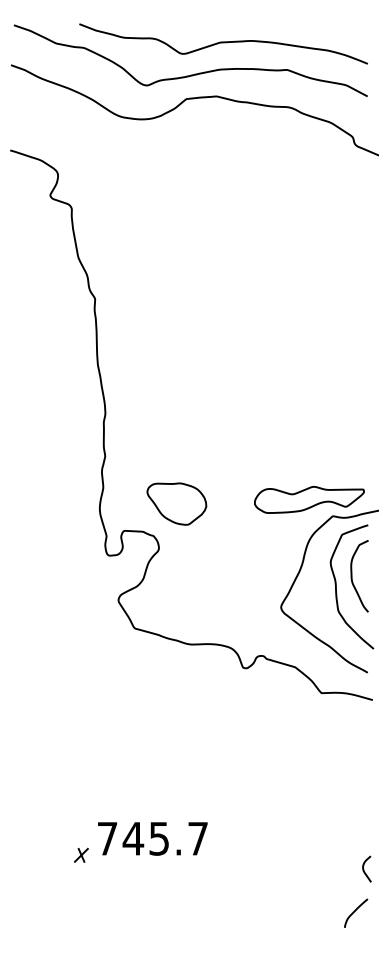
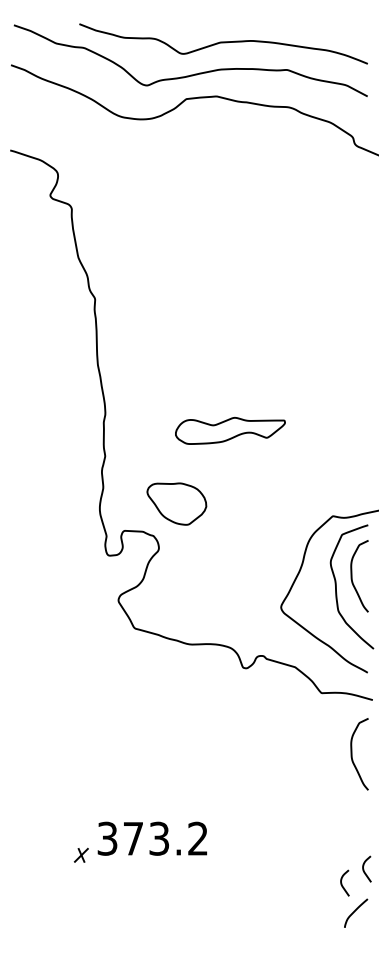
part position: (309, 499) -> (230, 430) (230, 430)
curve: none -> present (352, 754)
text: 745.7 -> 373.2 (152, 838)
curve: none -> present (342, 883)
